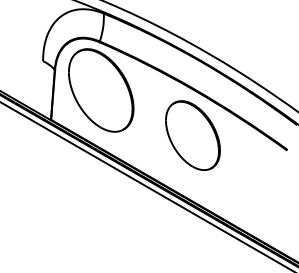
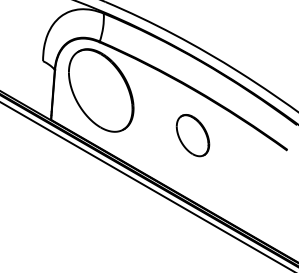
part size: 56x71 px -> 36x44 px (192, 135)
